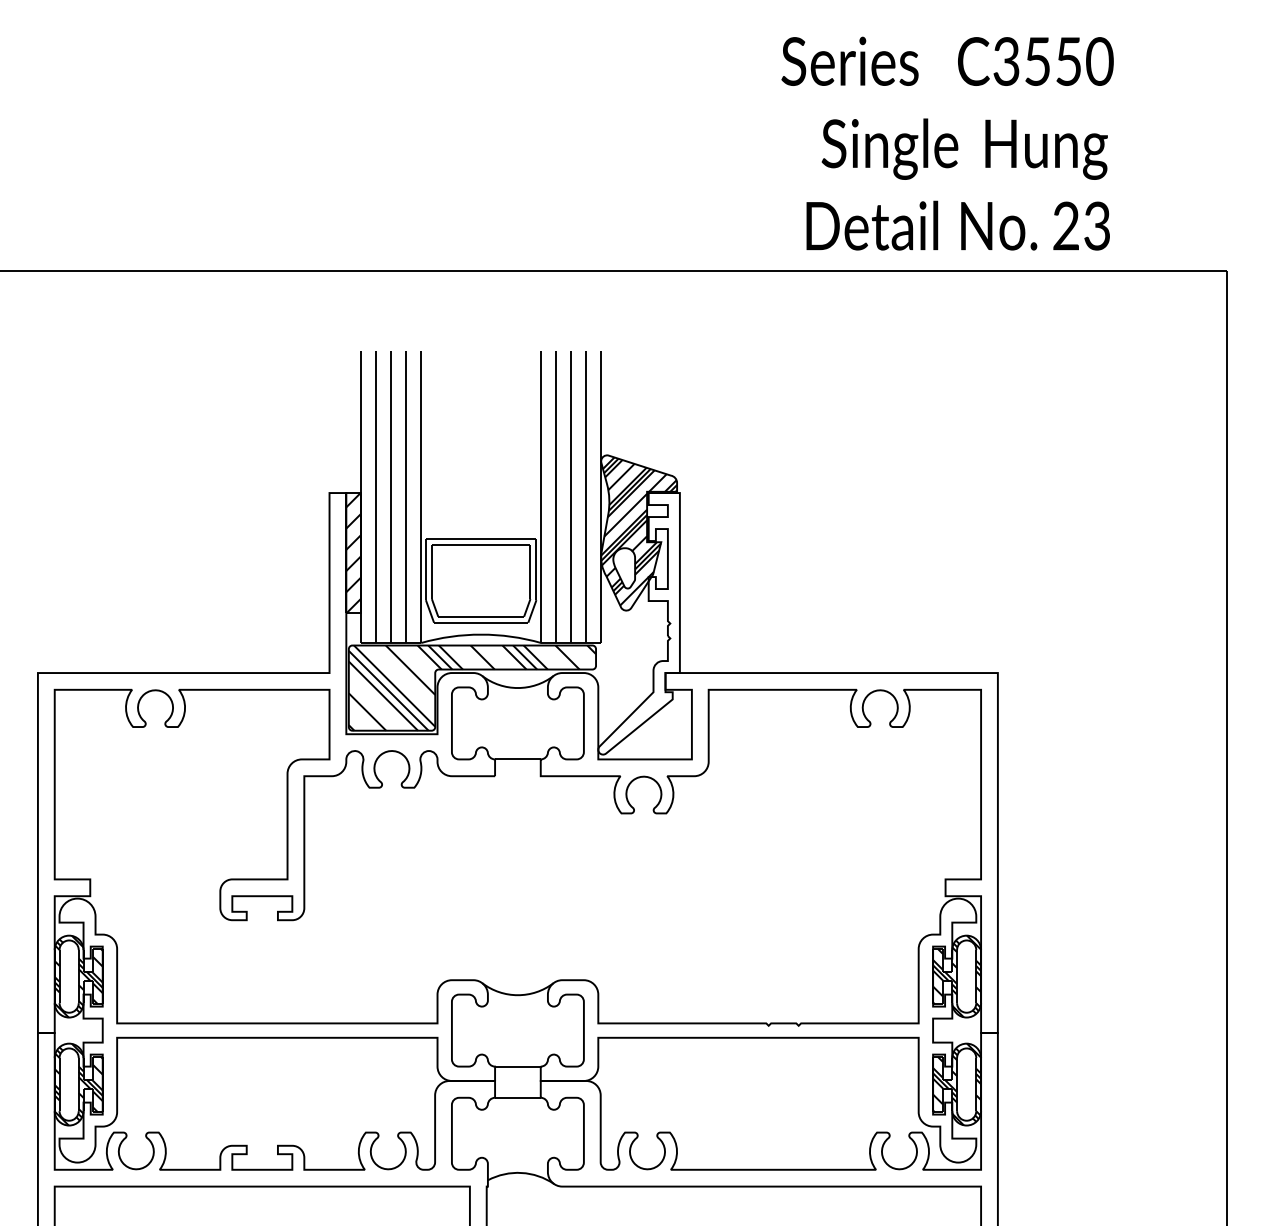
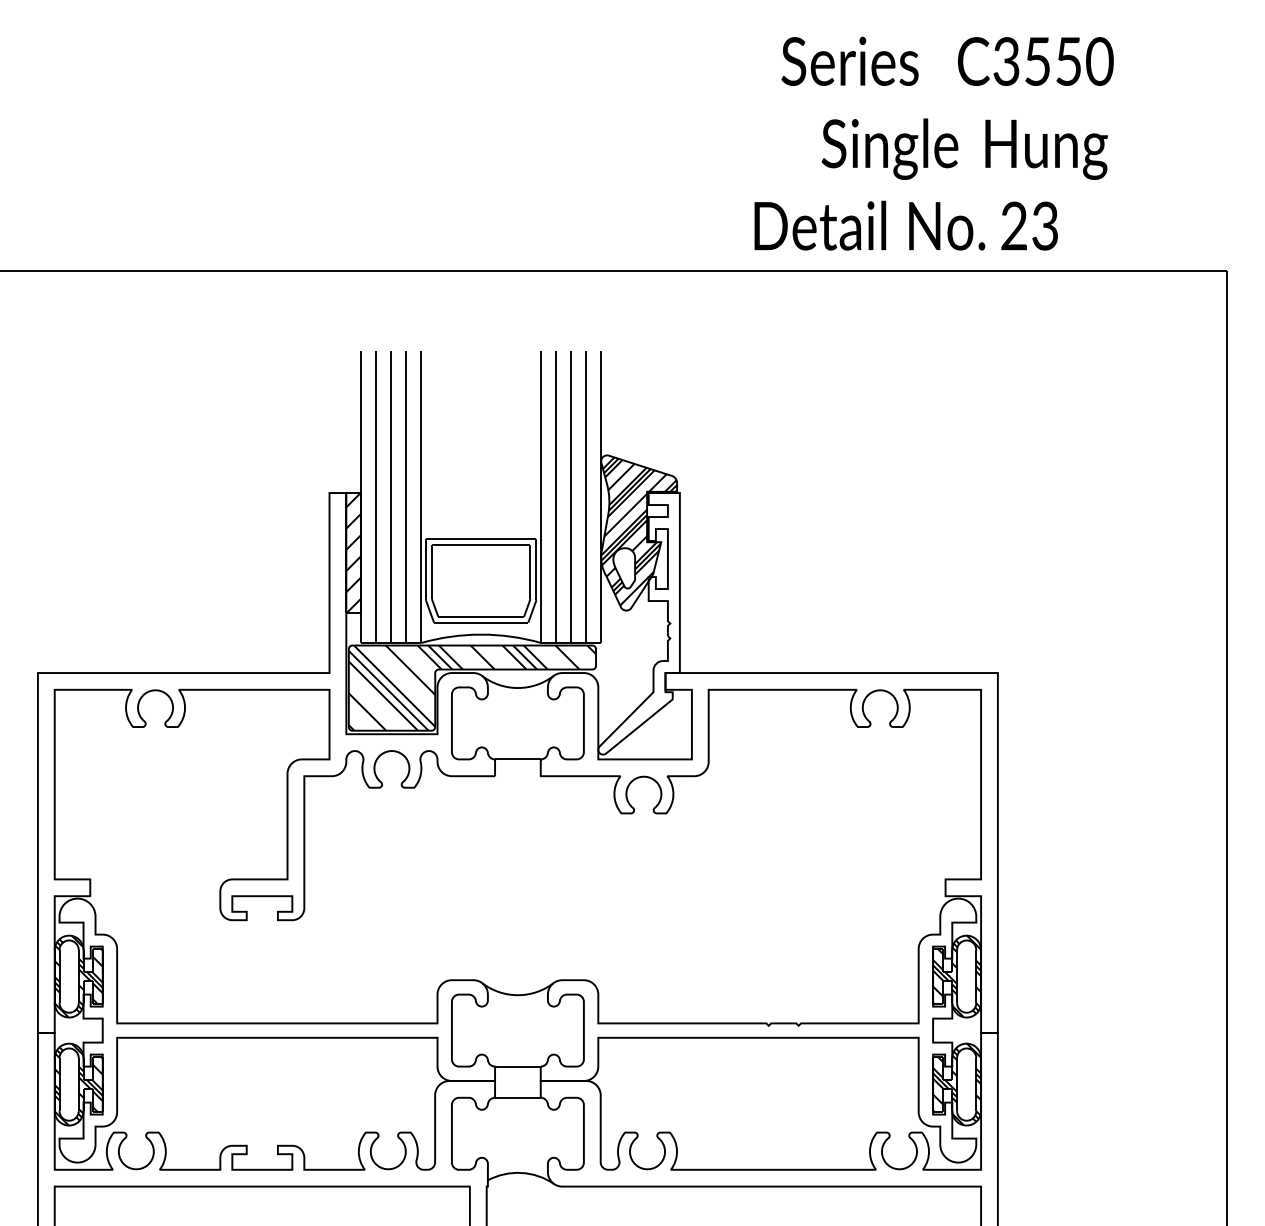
text position: (957, 225) -> (905, 225) (905, 225)
